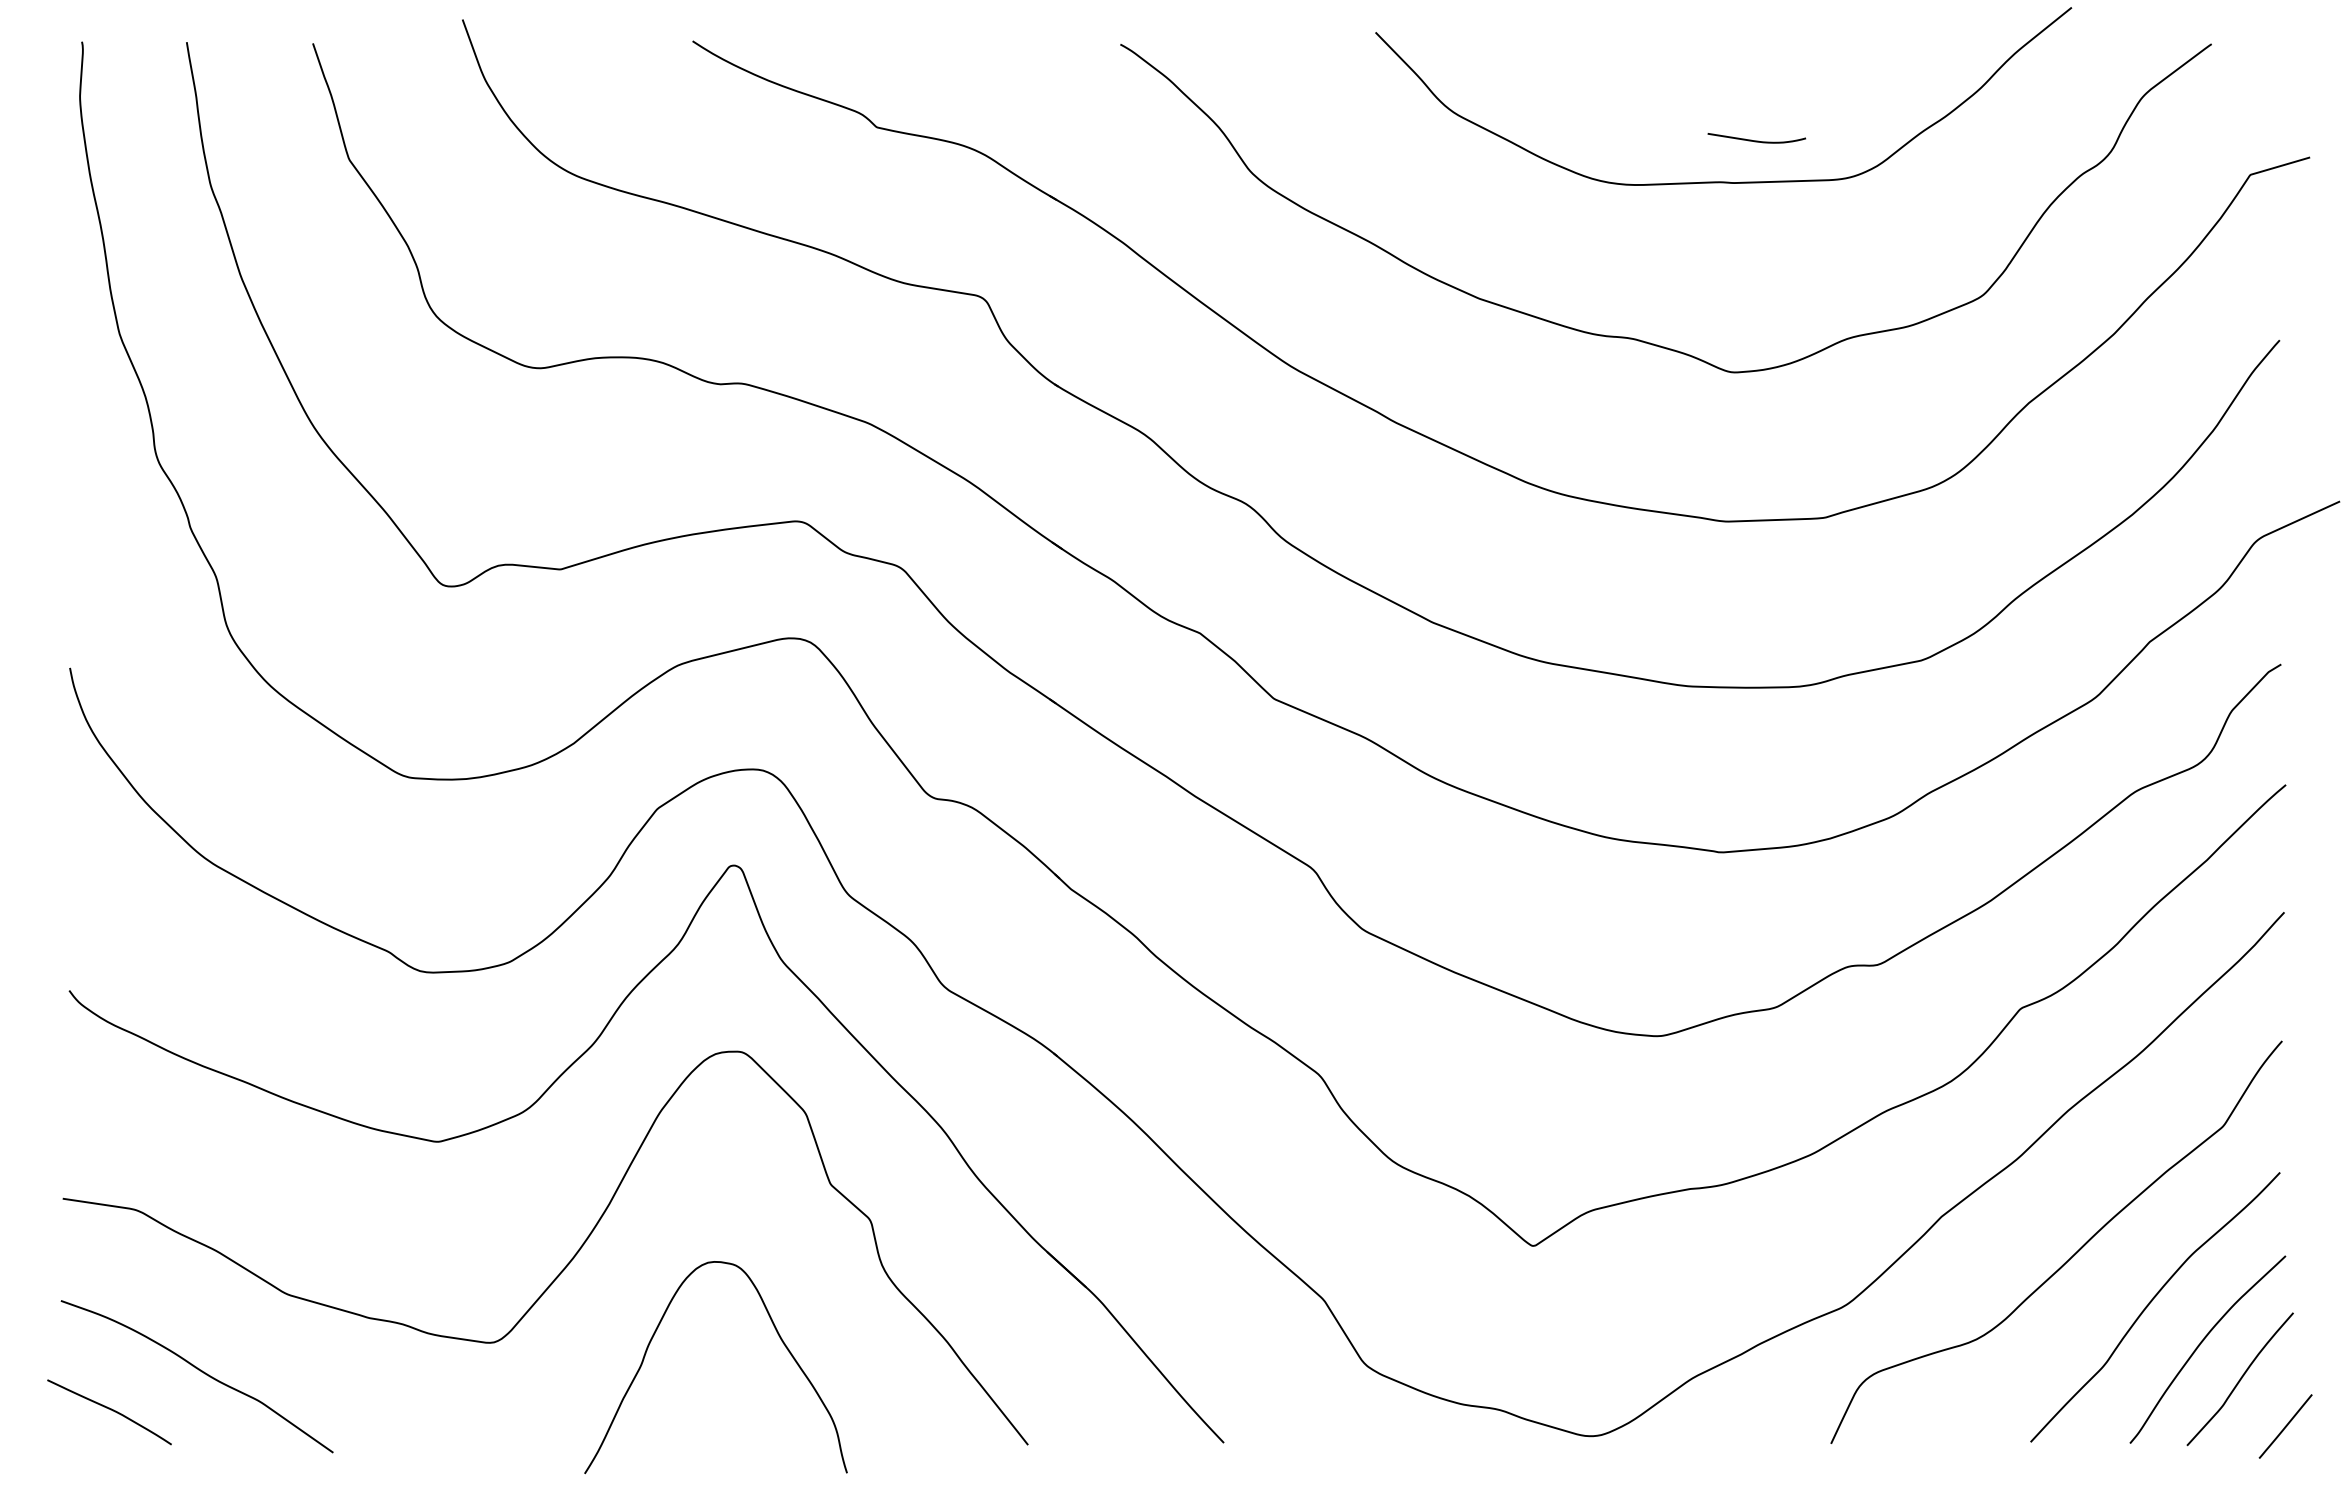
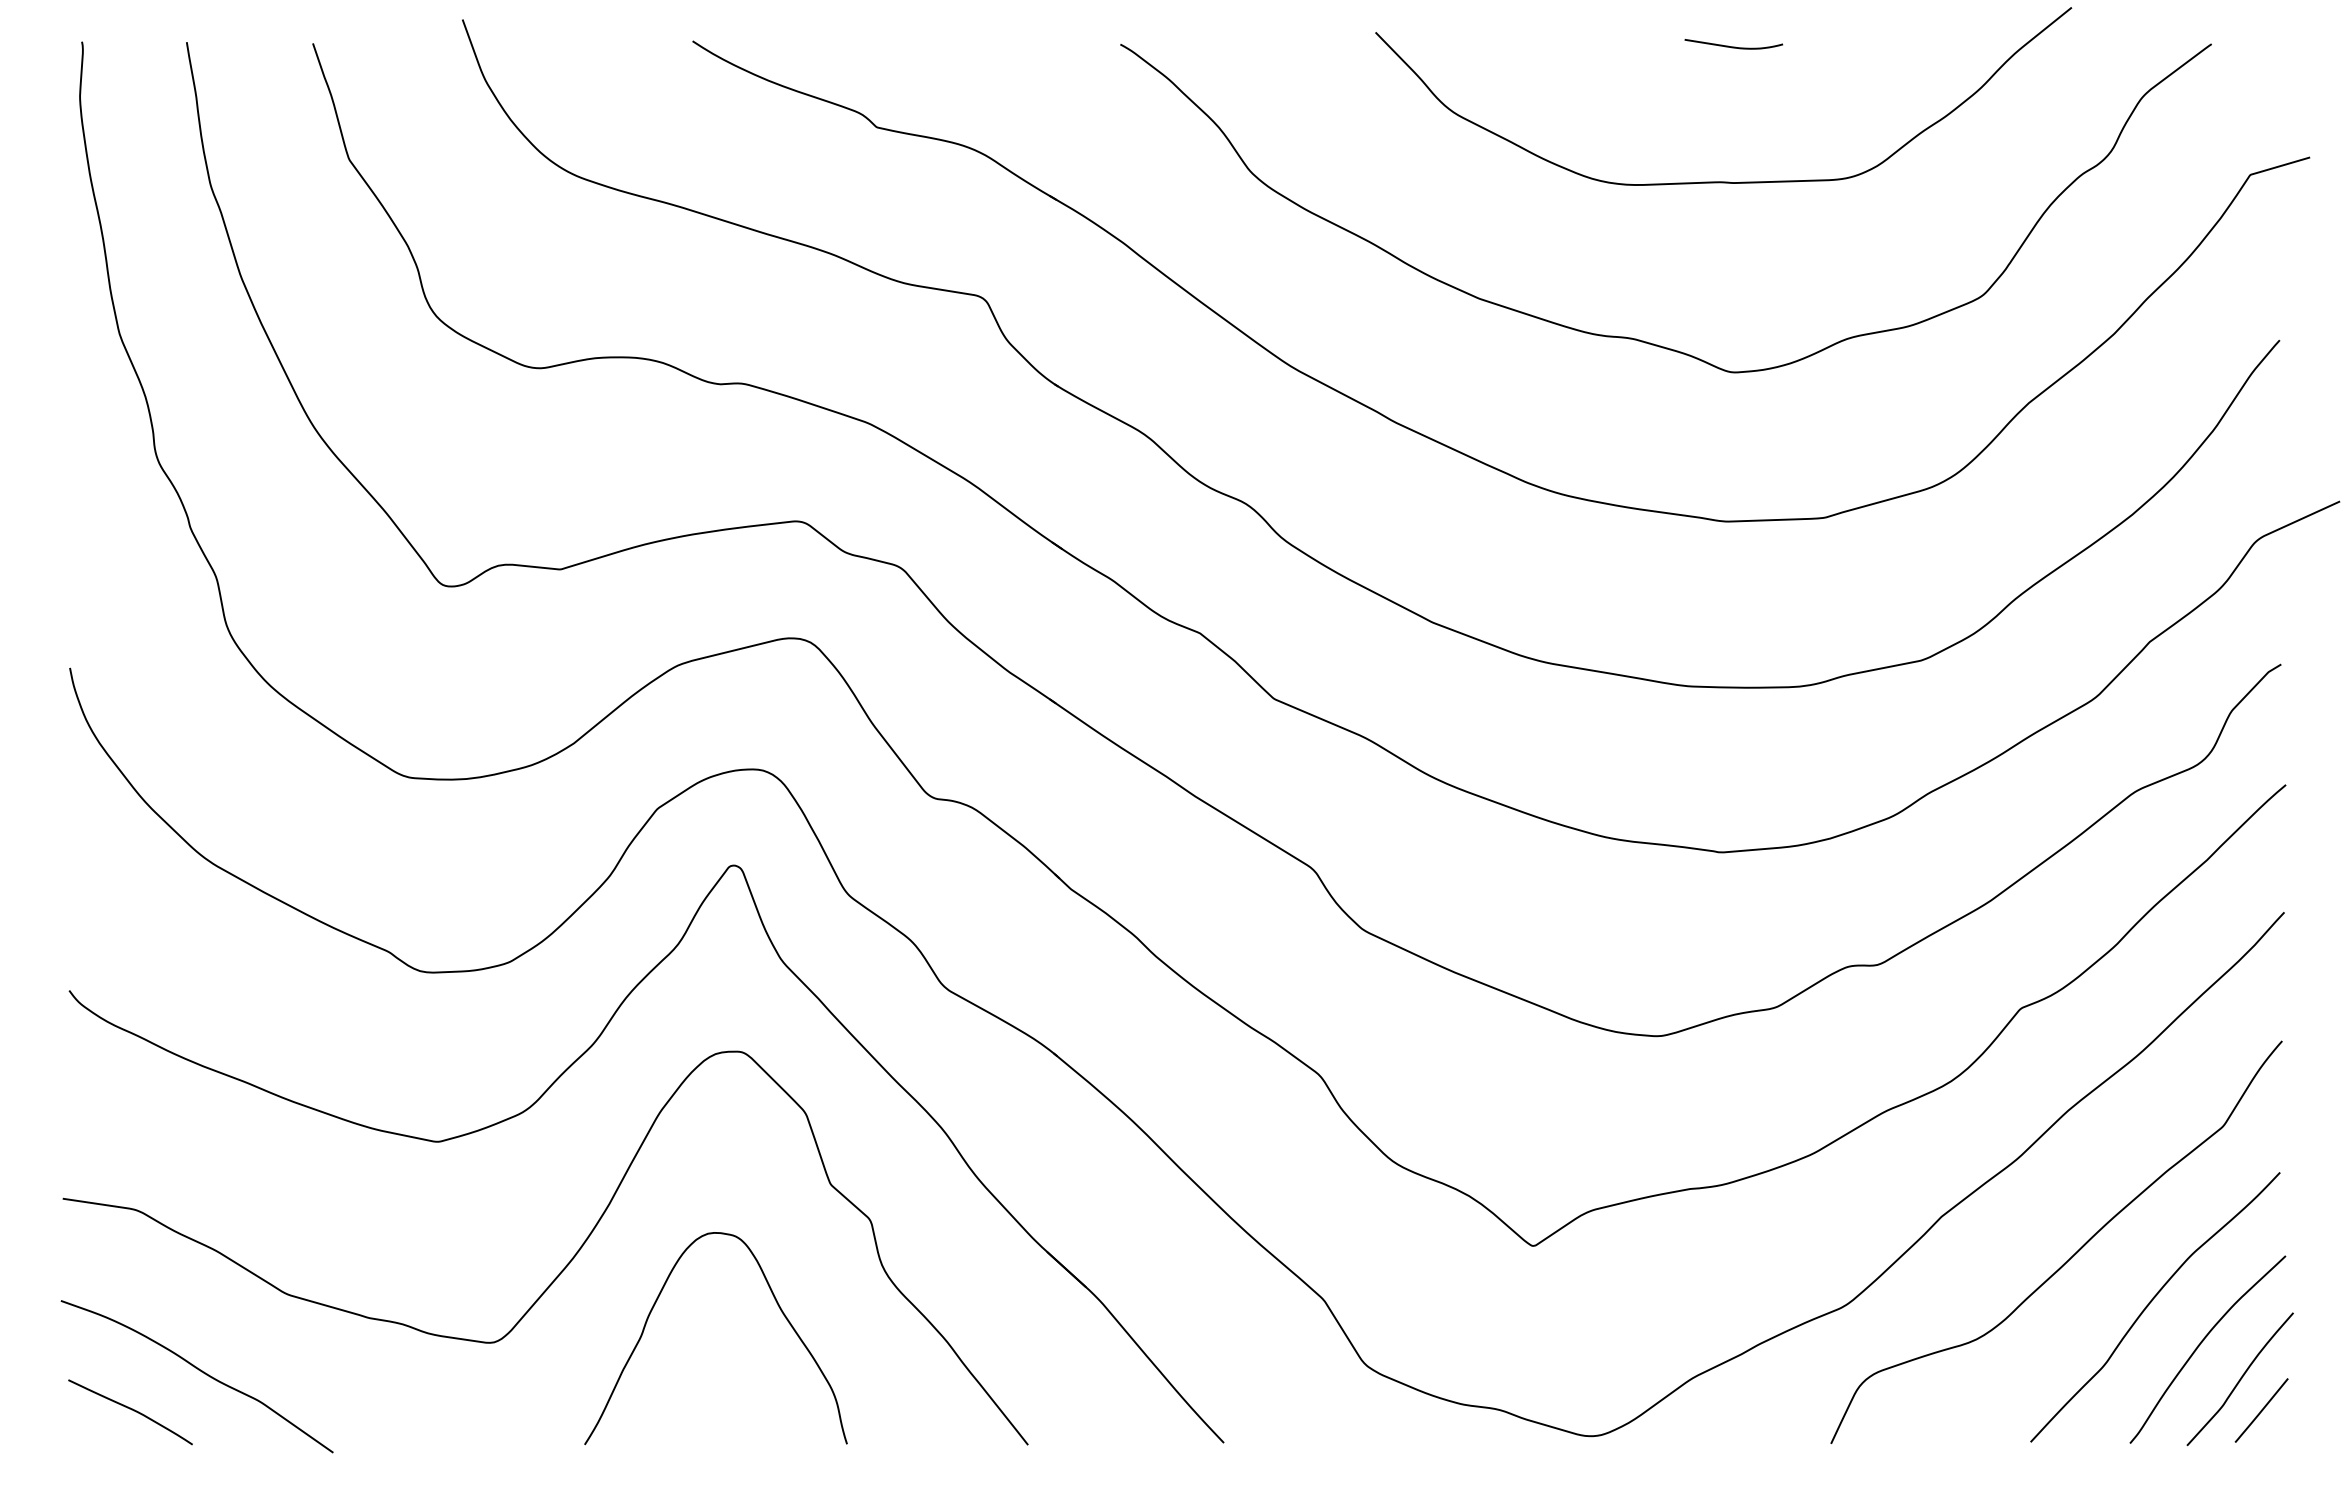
curve position: (1756, 140) -> (1733, 46) (1733, 46)
curve position: (653, 1337) -> (653, 1308) (653, 1308)
curve position: (110, 1410) -> (131, 1410) (131, 1410)
line position: (2285, 1426) -> (2261, 1410) (2261, 1410)
